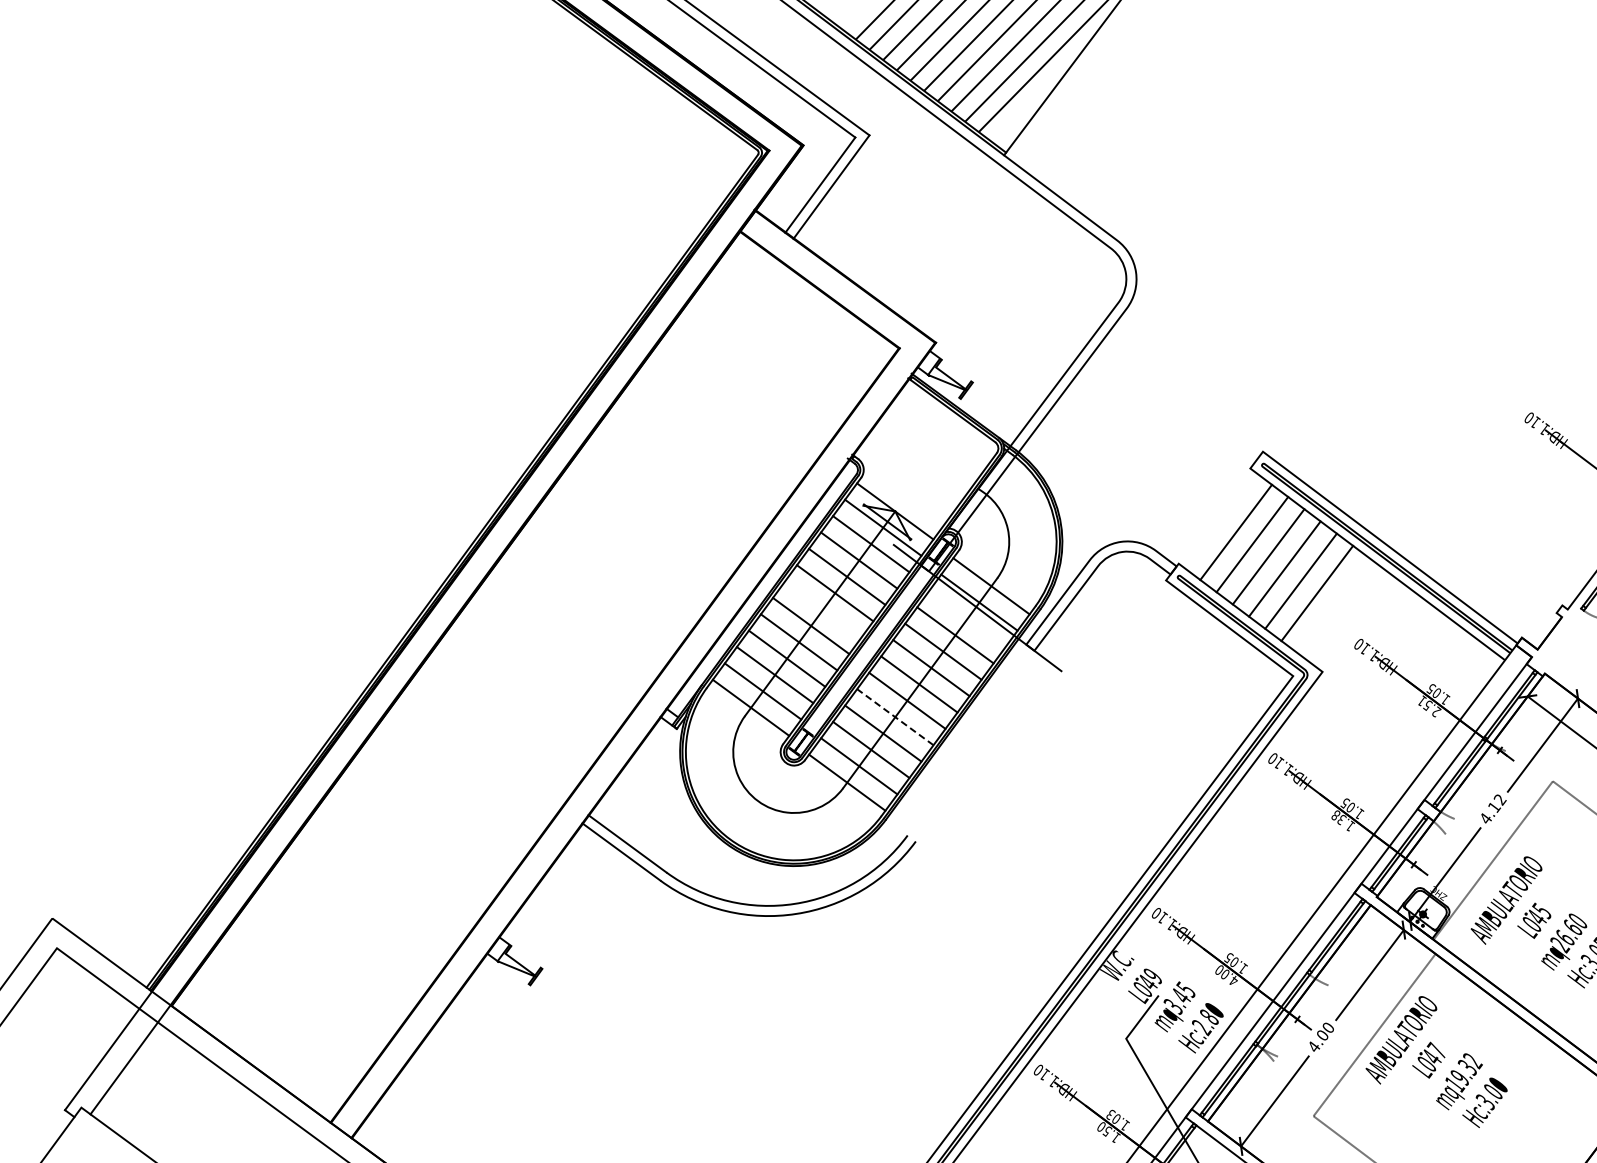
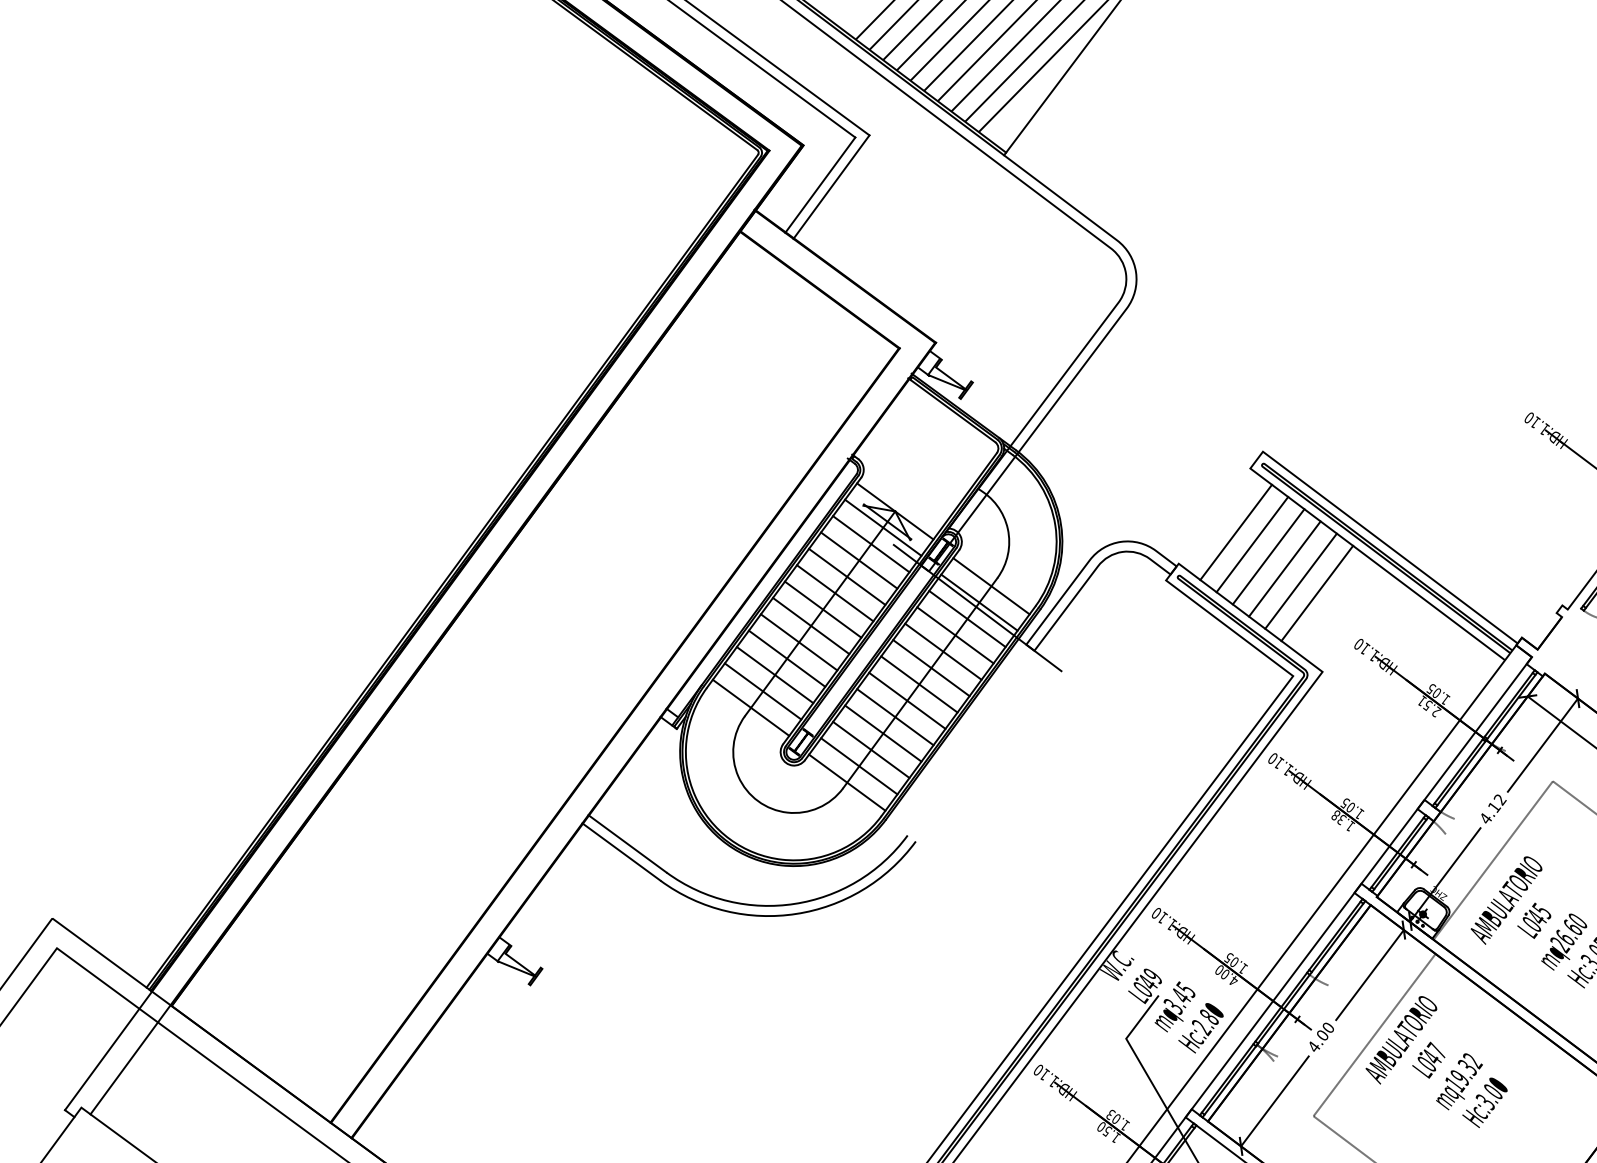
line: none -> present (822, 609)
line: none -> present (967, 618)
line: dashed -> solid (894, 716)
